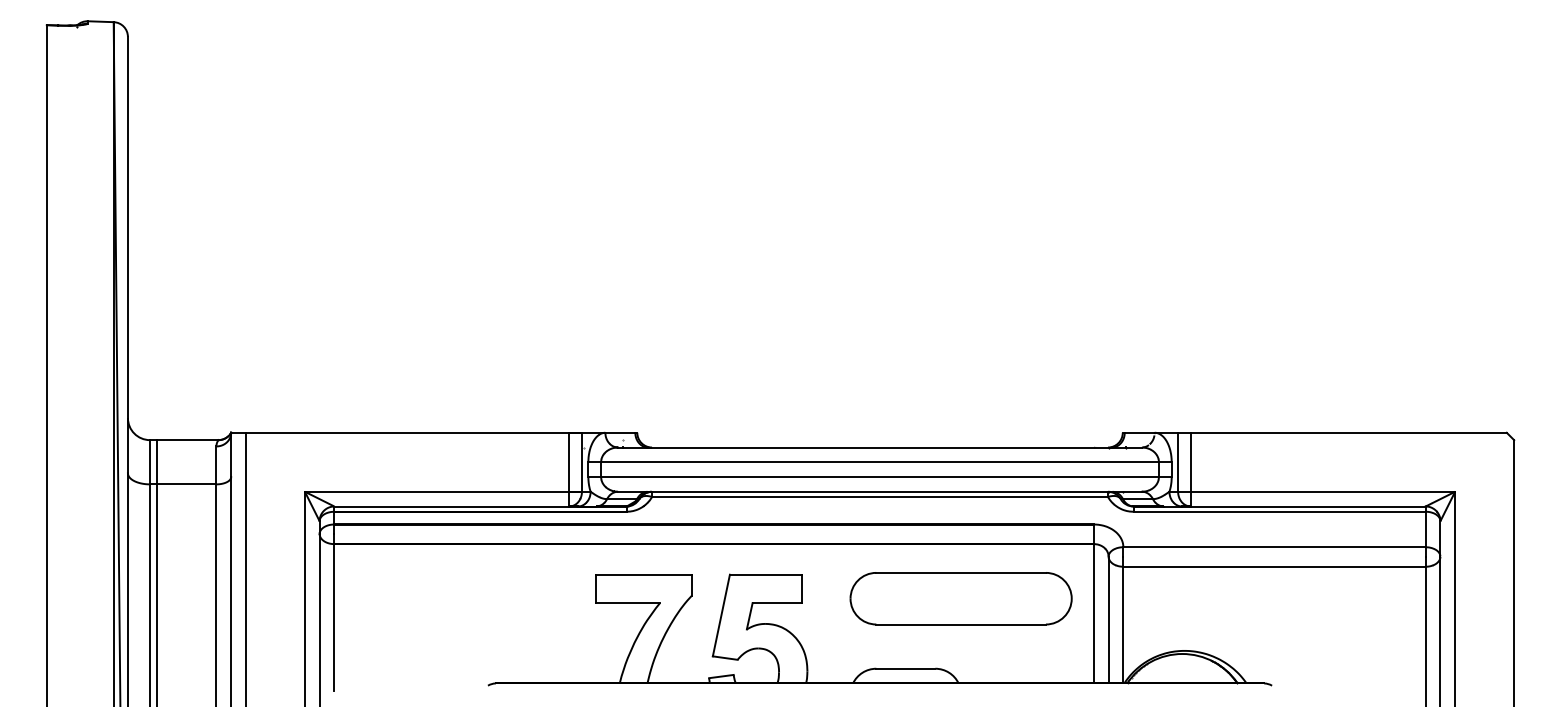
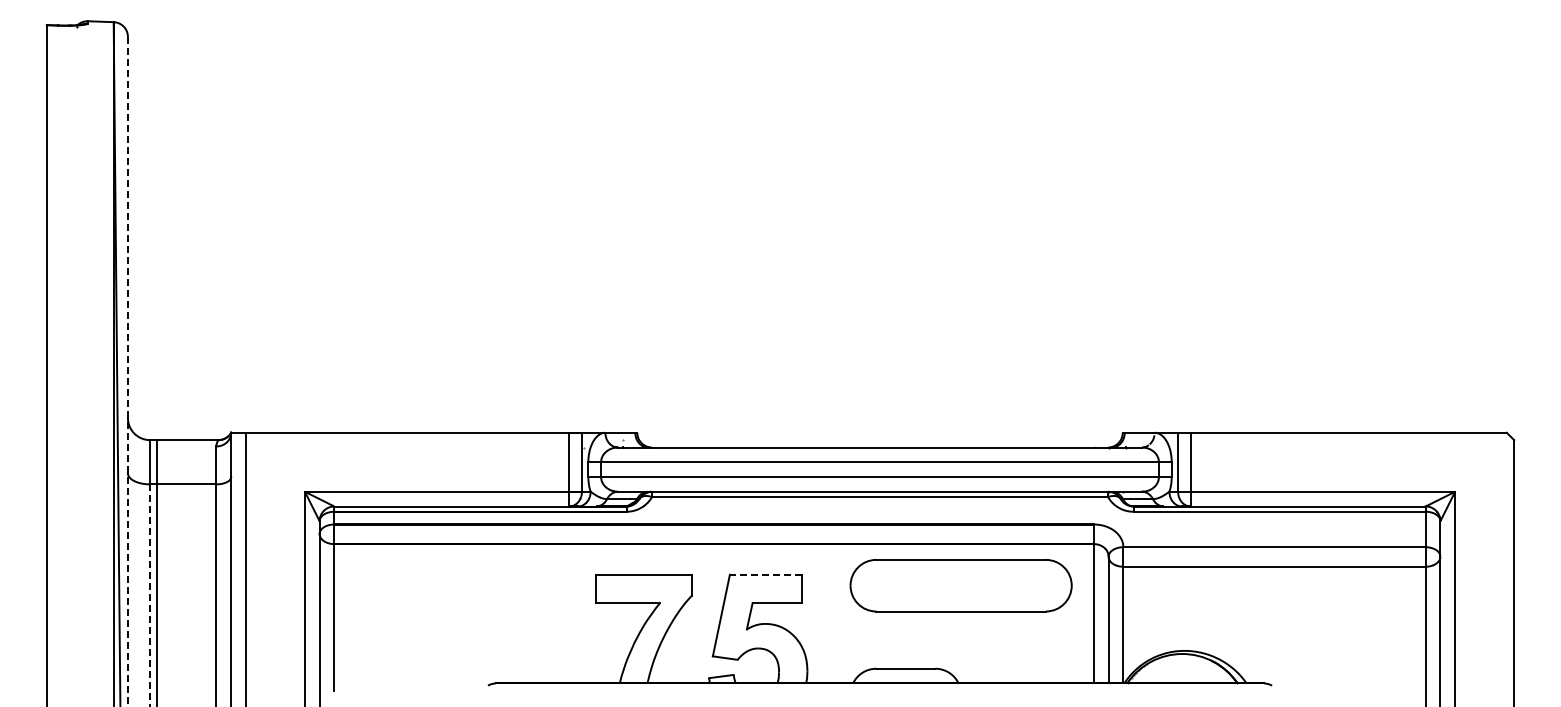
line: solid -> dashed (127, 371)
line: solid -> dashed (765, 574)
line: solid -> dashed (150, 596)
part position: (960, 598) -> (960, 585) (960, 585)
